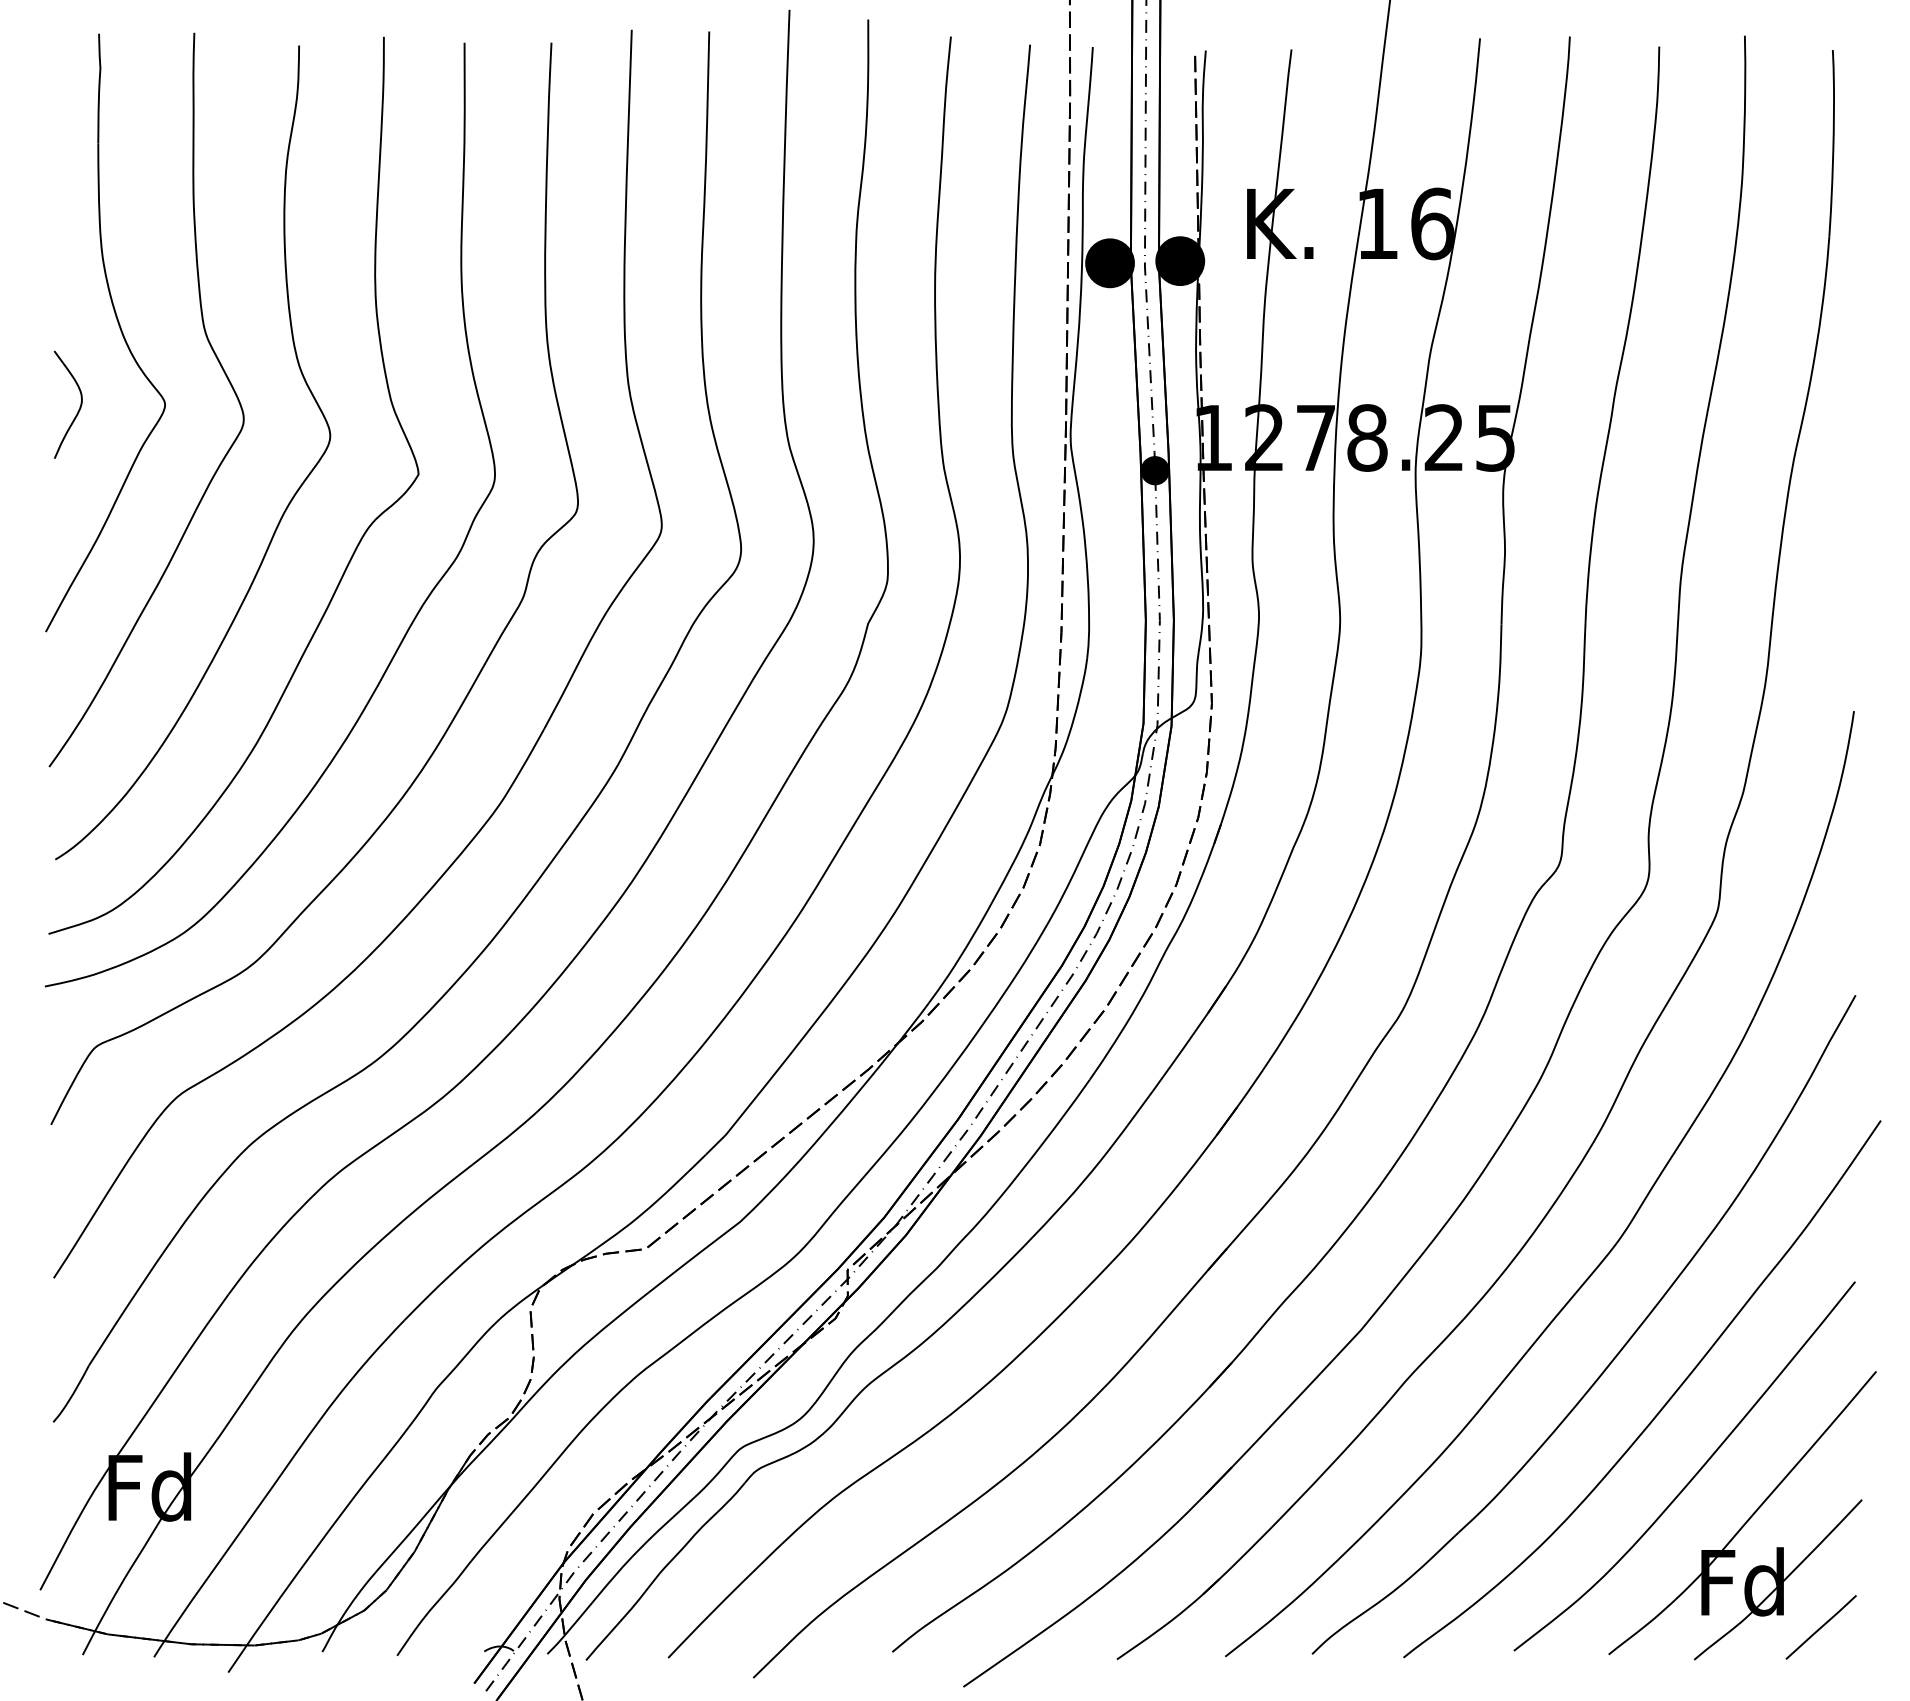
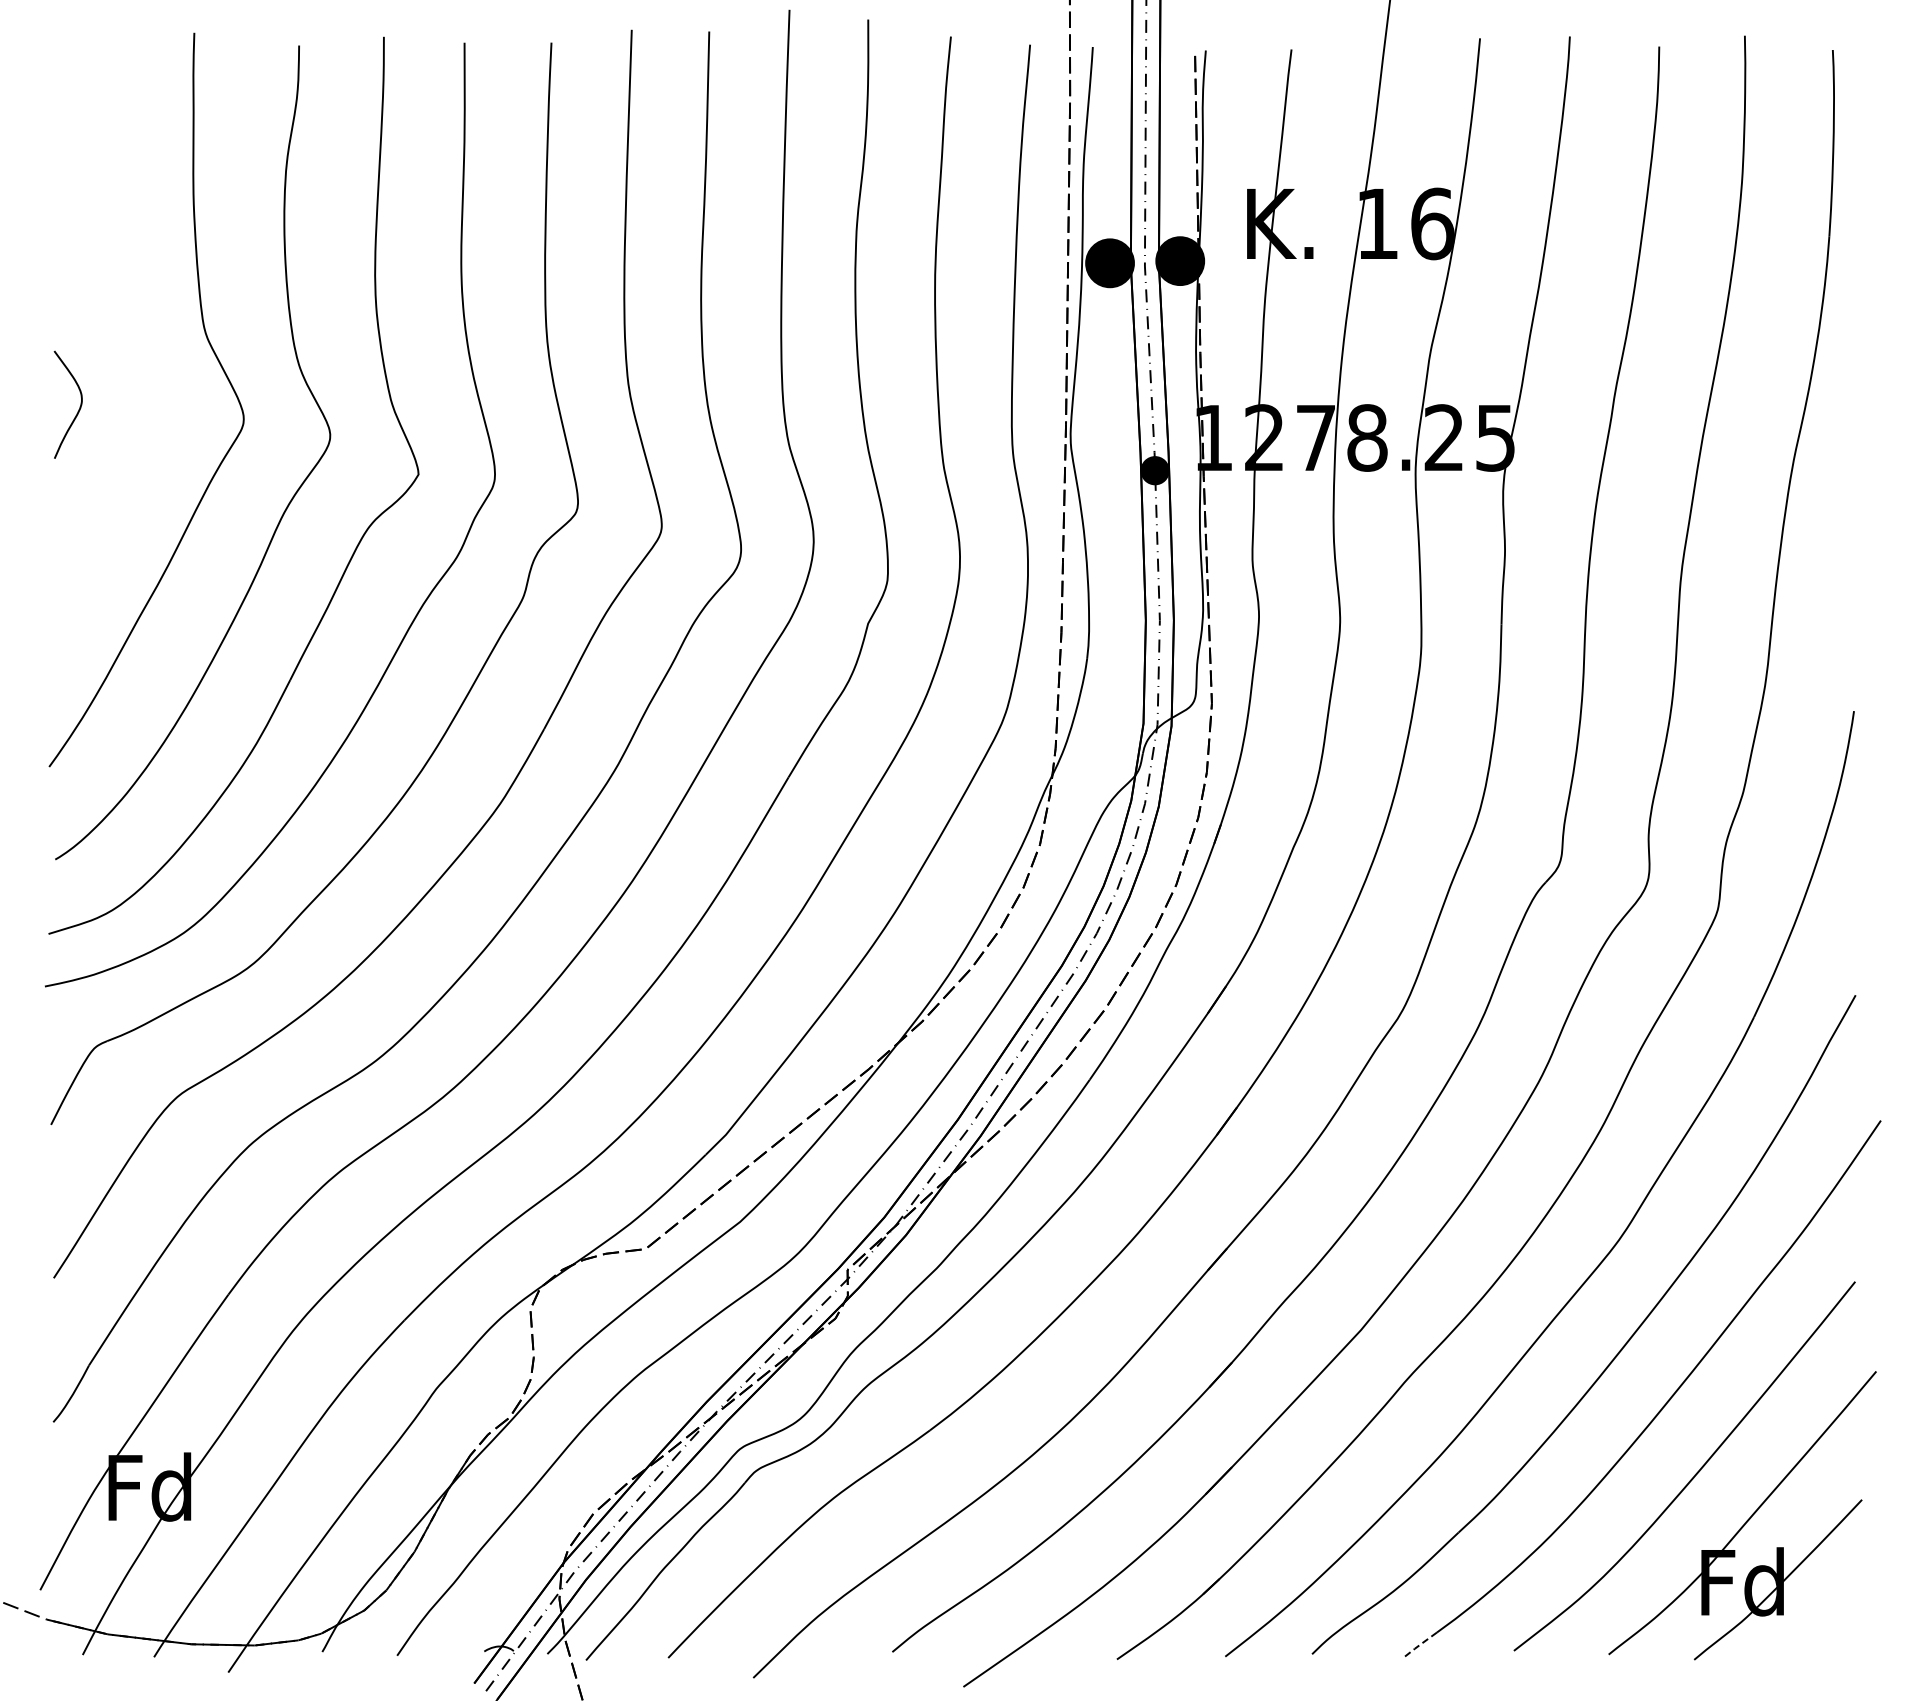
part: present -> none (119, 328)
line: present -> none (1820, 1627)
line: solid -> dashed (1419, 1645)
